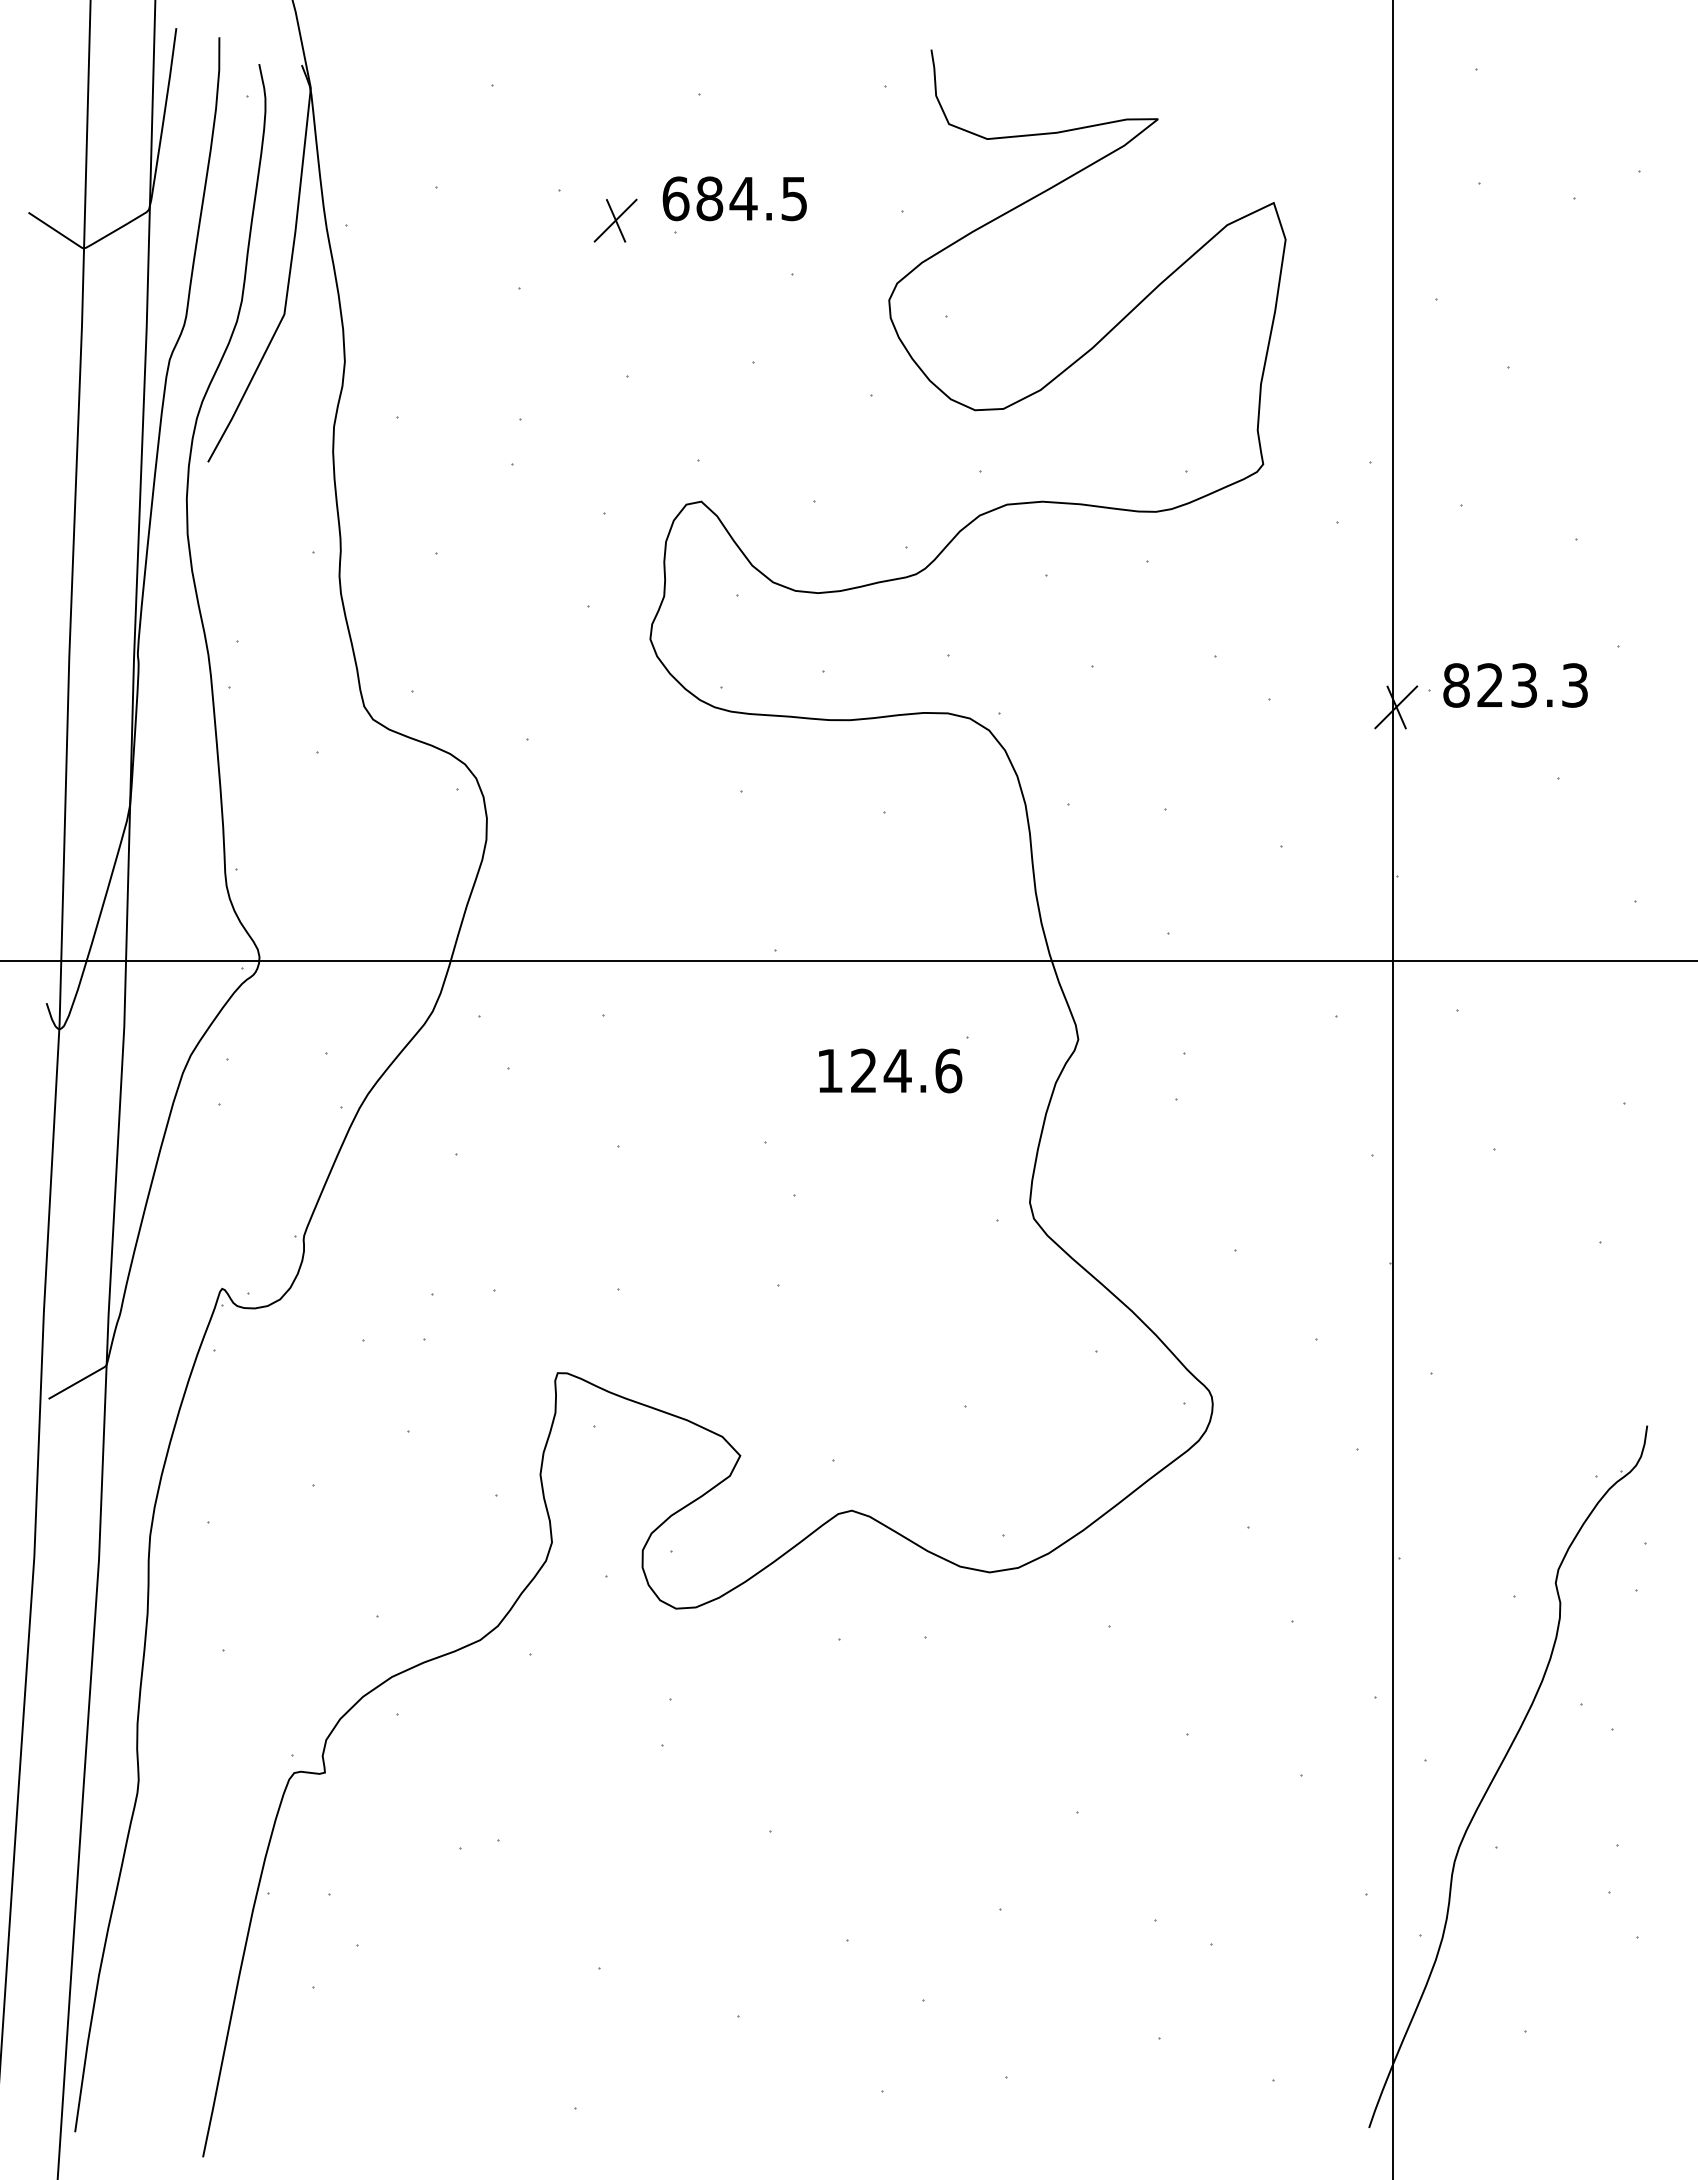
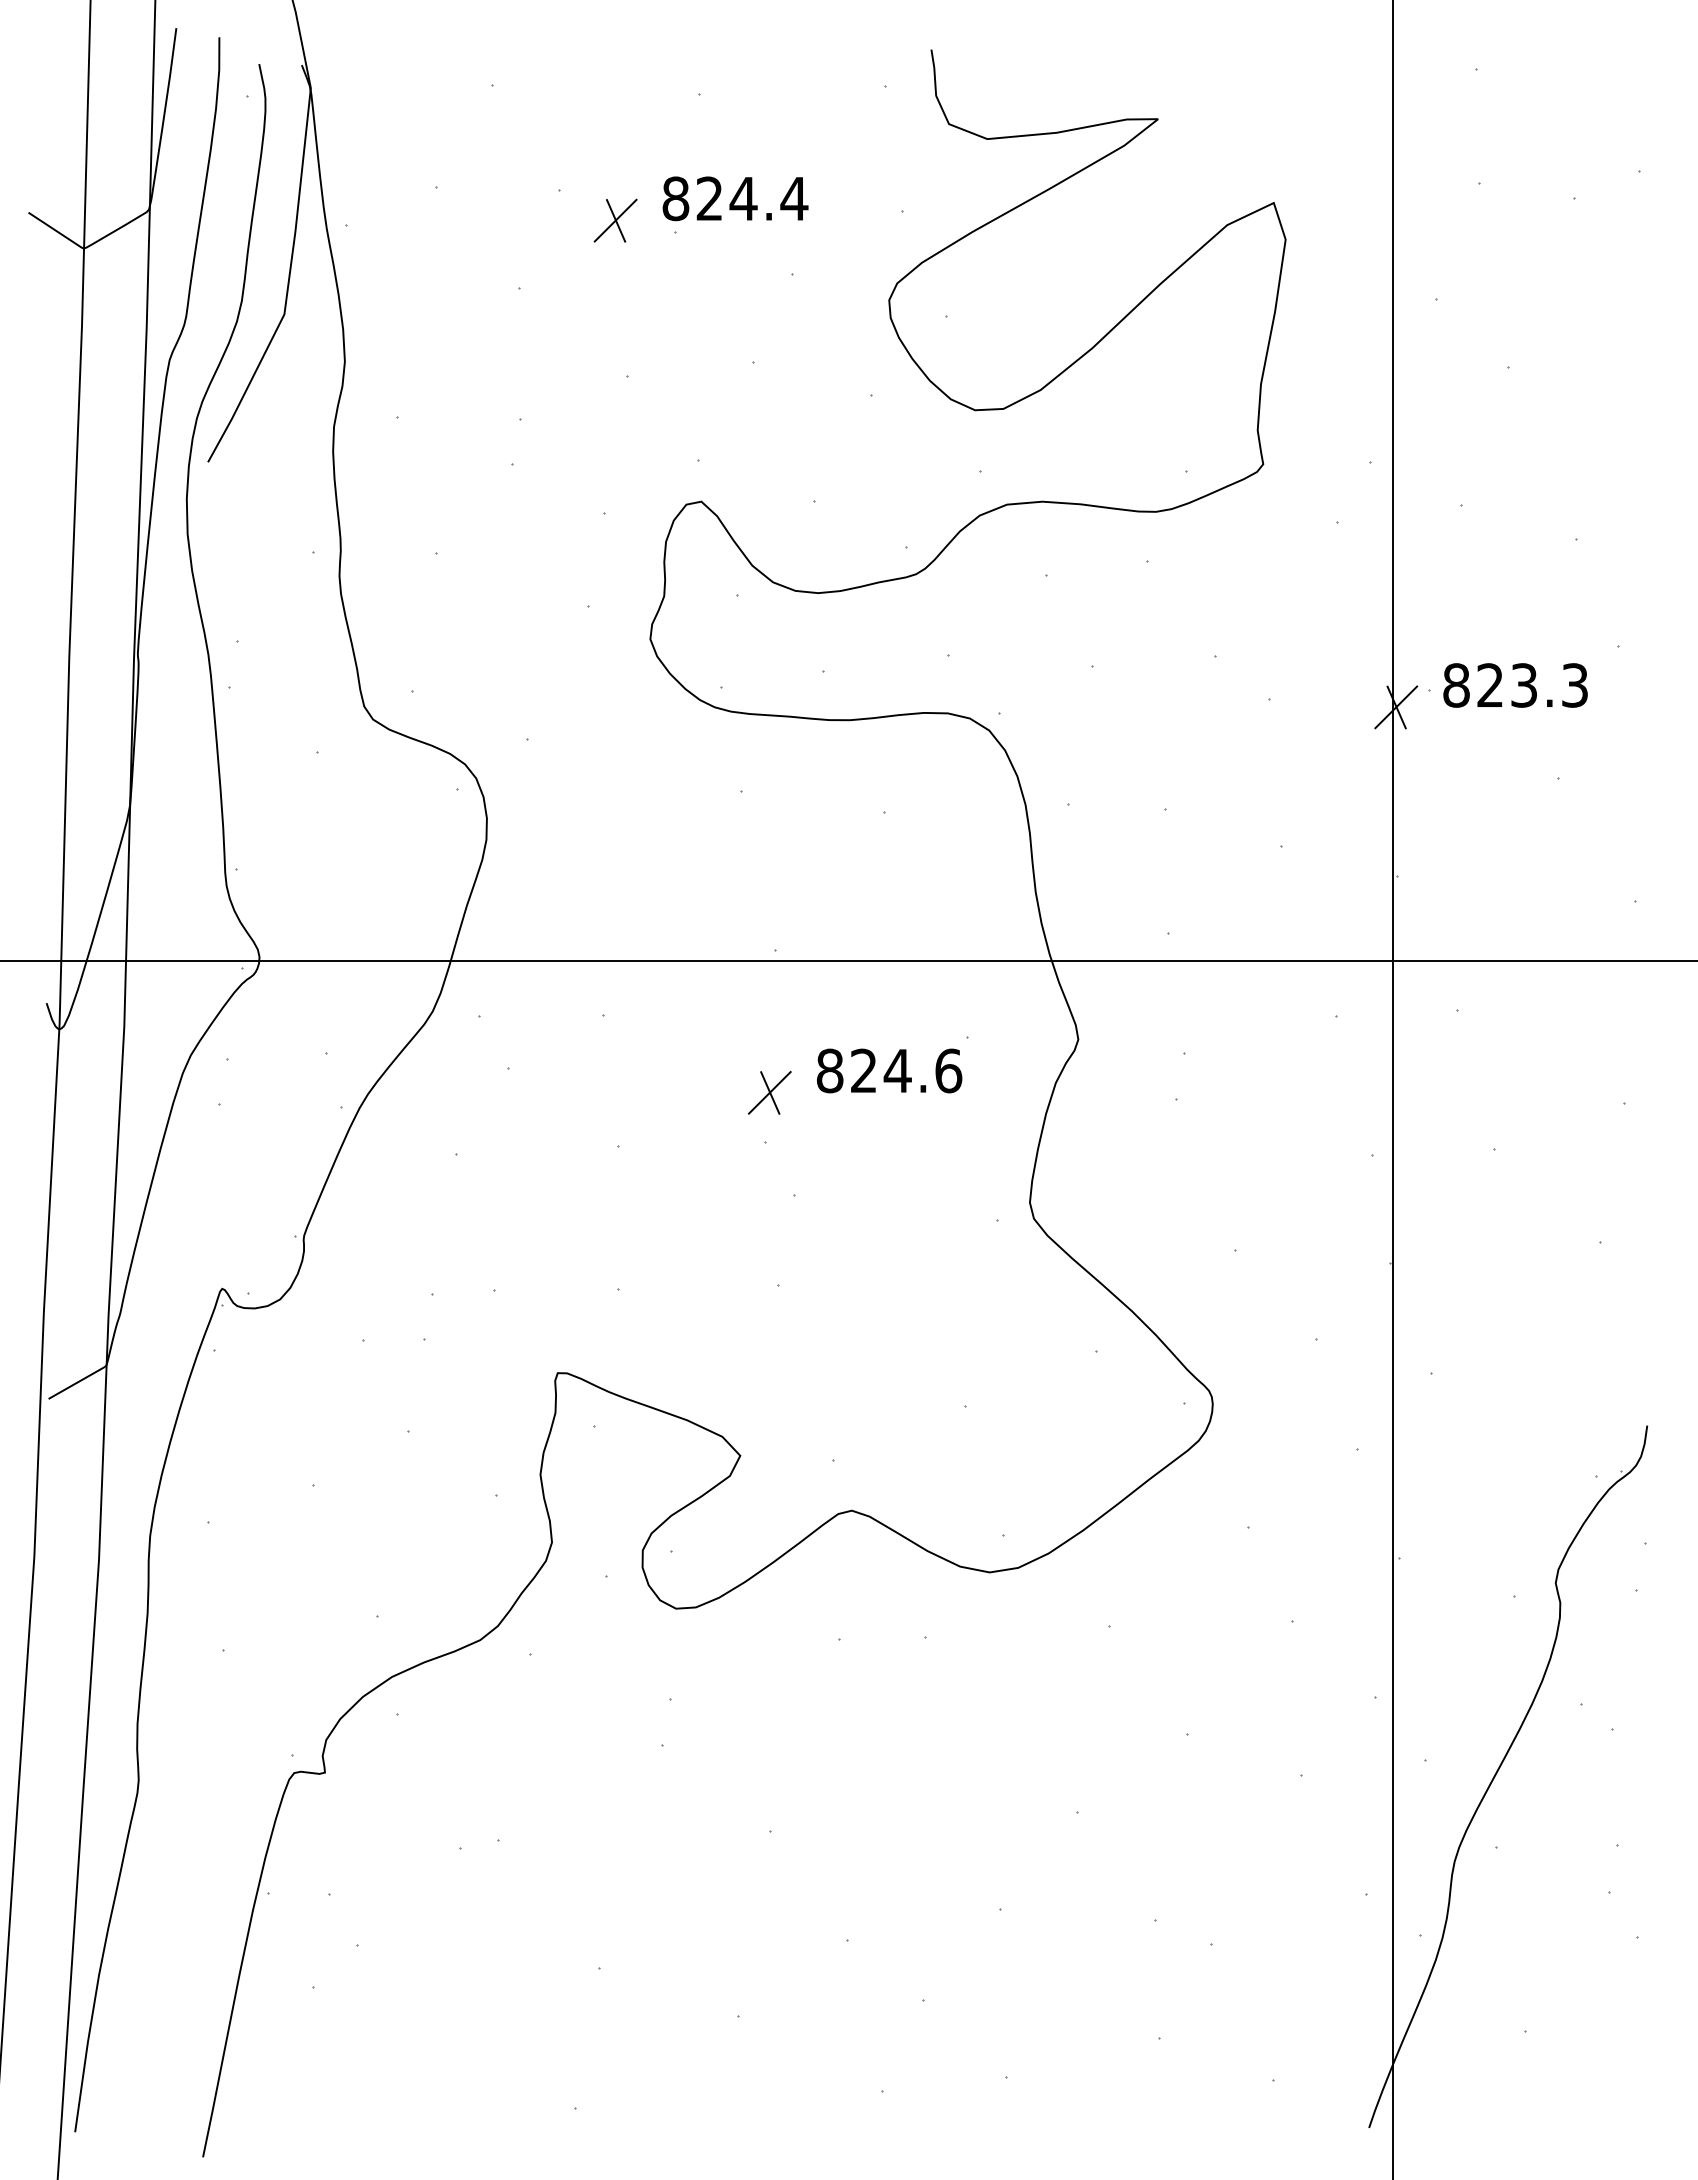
text: 684.5 -> 824.4 (735, 198)
text: 124.6 -> 824.6 (829, 1070)
part: none -> present (769, 1092)
